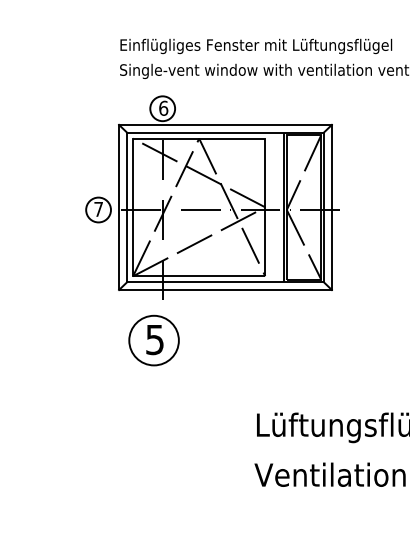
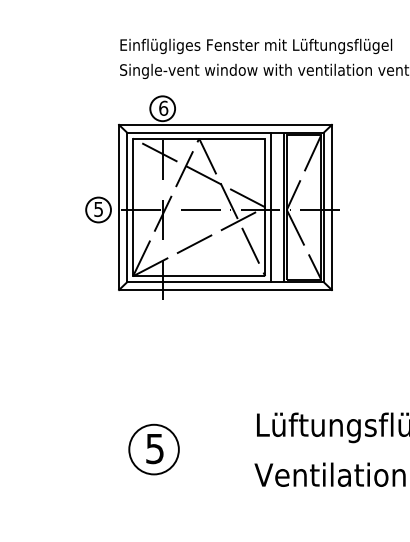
line: none -> present (271, 207)
text: 7 -> 5 (98, 209)
part position: (153, 340) -> (153, 449) (153, 449)
